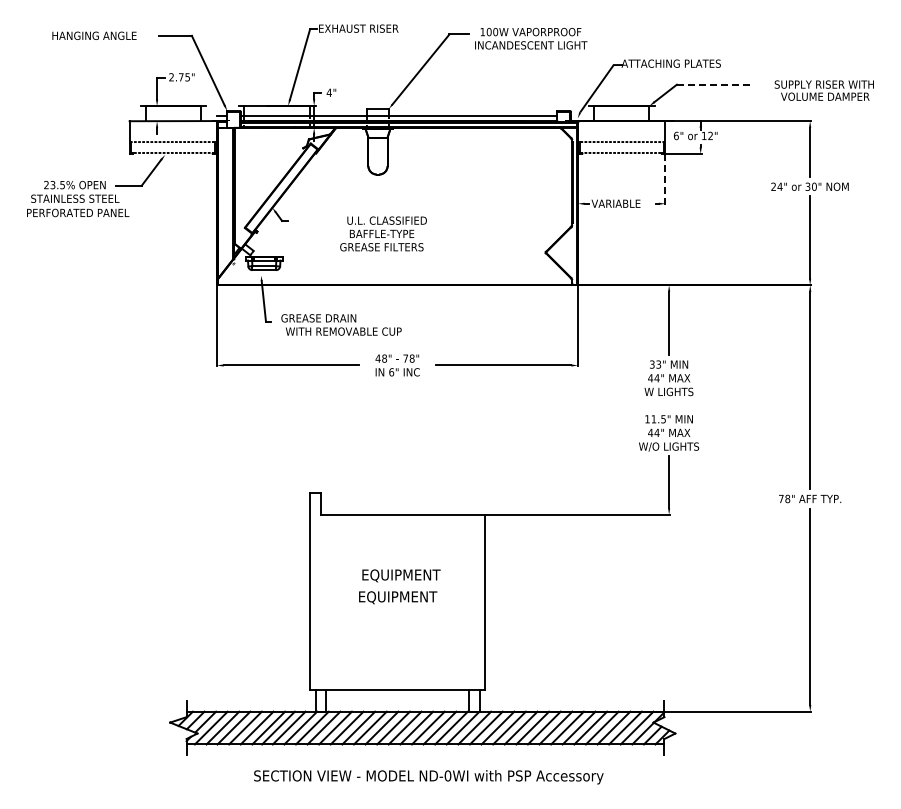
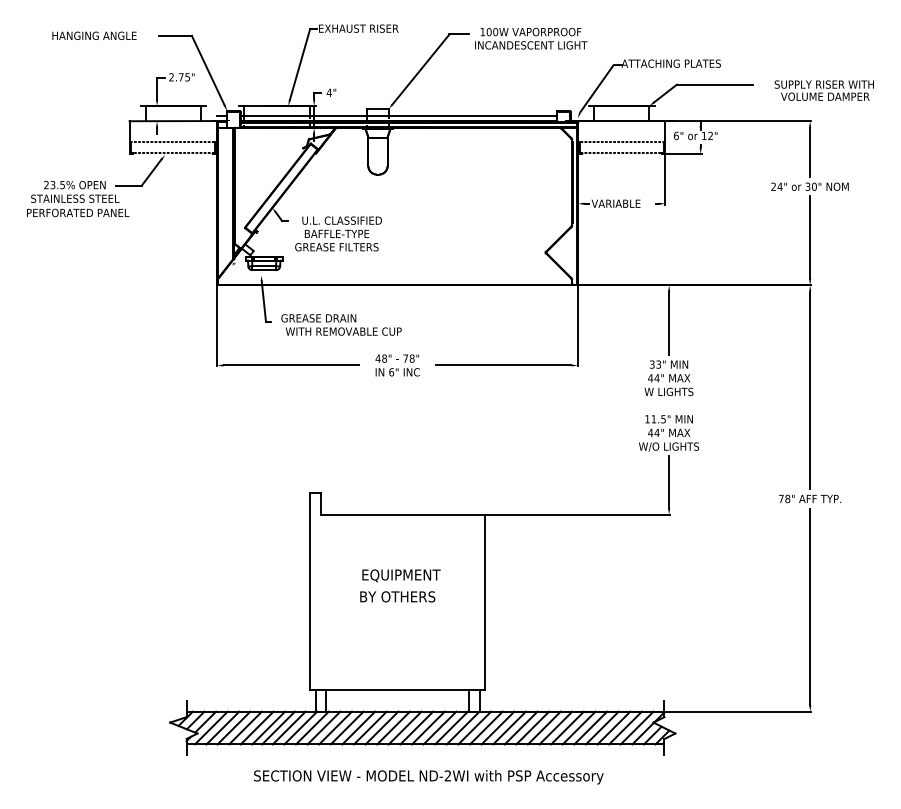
line: dashed -> solid (715, 84)
line: dashed -> solid (665, 179)
text position: (383, 233) -> (338, 233) (338, 233)
text: EQUIPMENT -> BY OTHERS (398, 597)
text: ND-0WI -> ND-2WI (447, 775)
